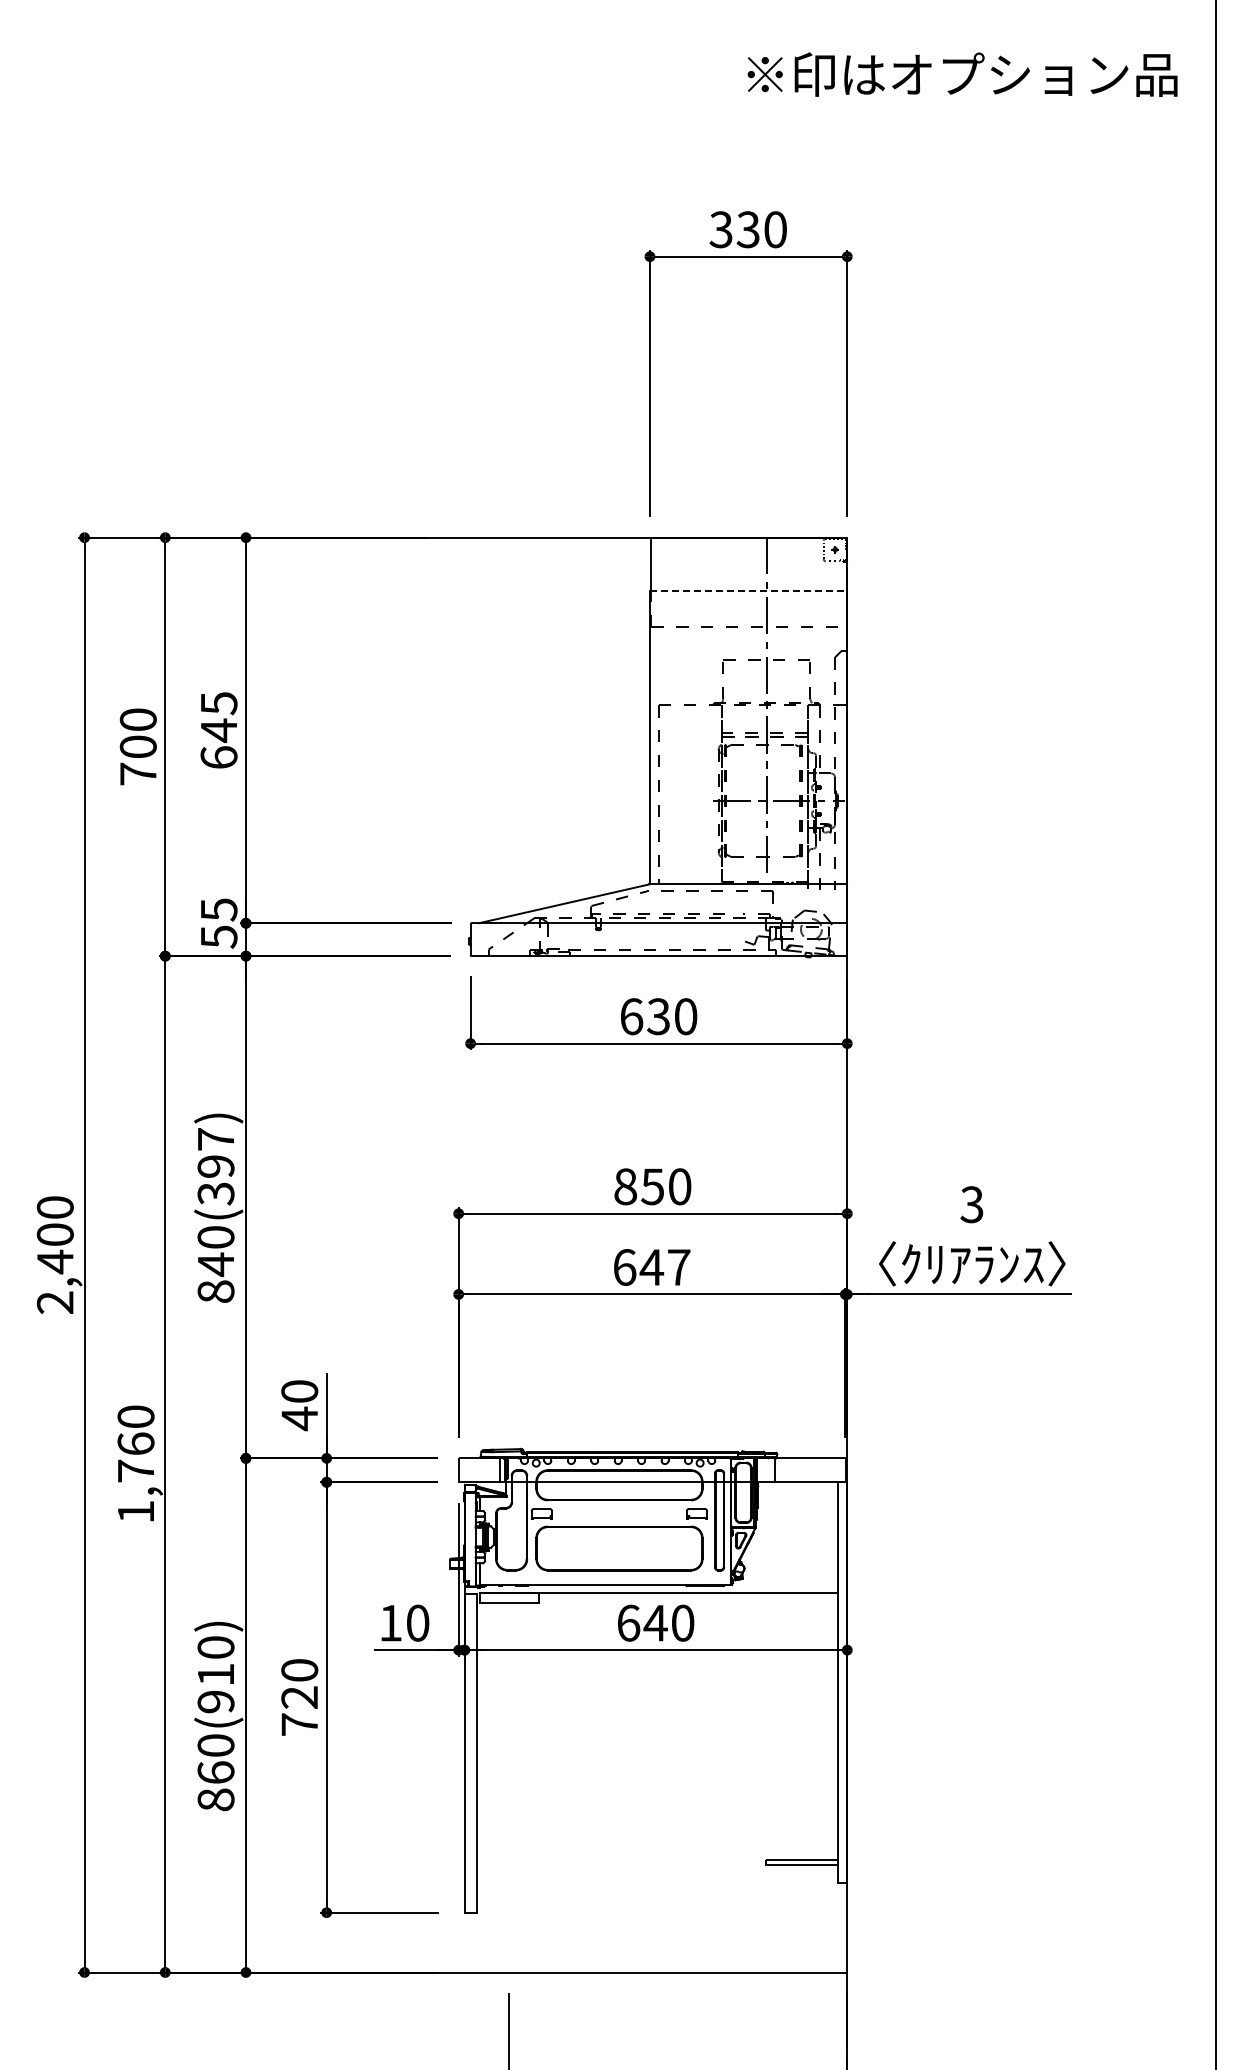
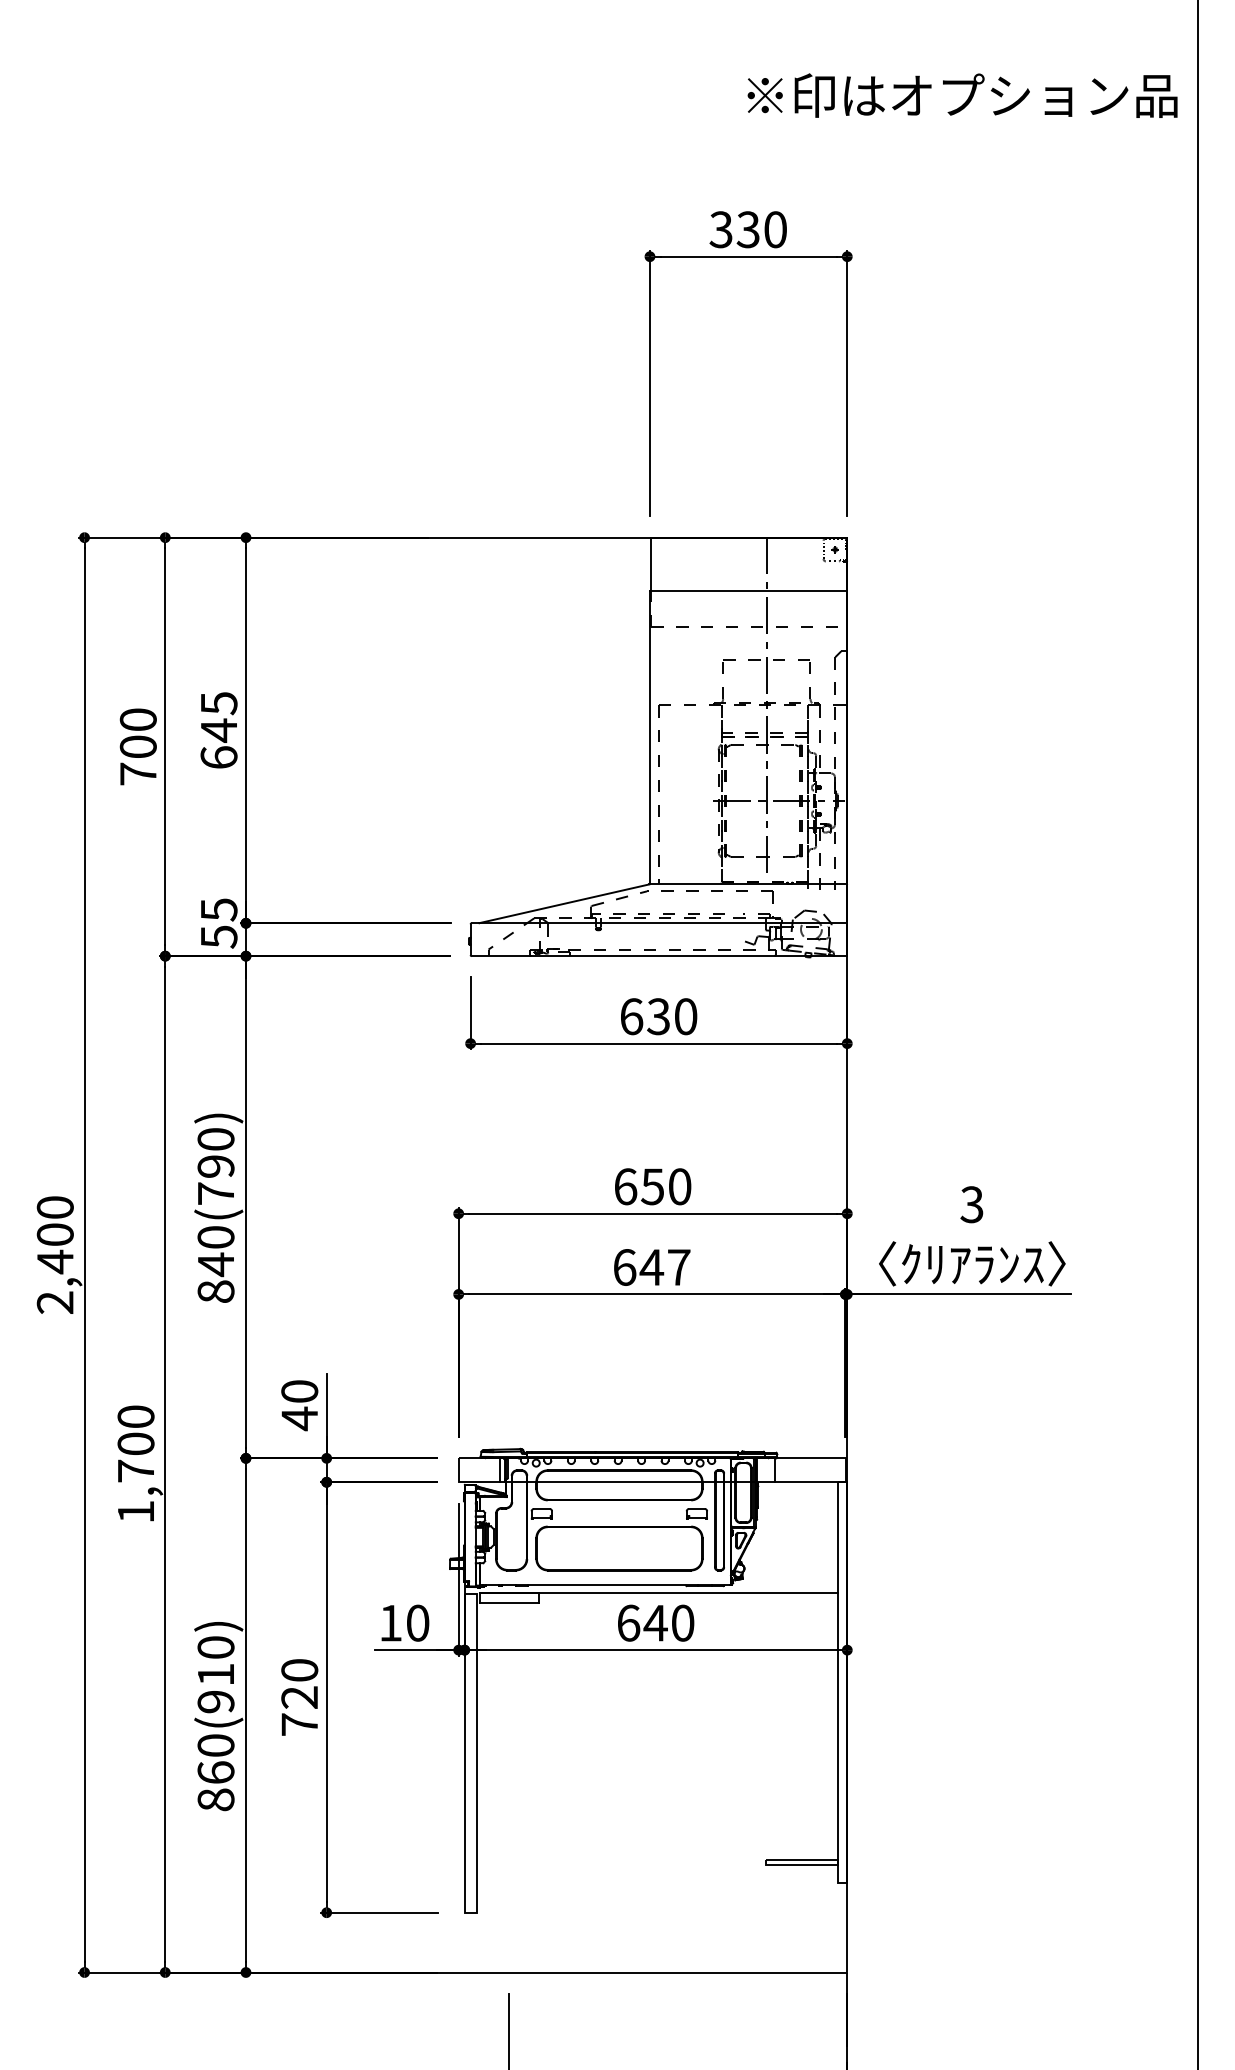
text position: (962, 74) -> (962, 95) (962, 95)
line: dashed -> solid (748, 591)
line position: (1216, 1034) -> (1198, 1034) (1198, 1034)
text: 840(397) -> 840(790) (215, 1166)
text: 850 -> 650 (625, 1186)
text: 1,760 -> 1,700 (135, 1443)
